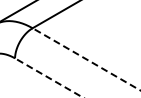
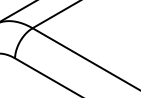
line: dashed -> solid (86, 59)
line: dashed -> solid (48, 77)
